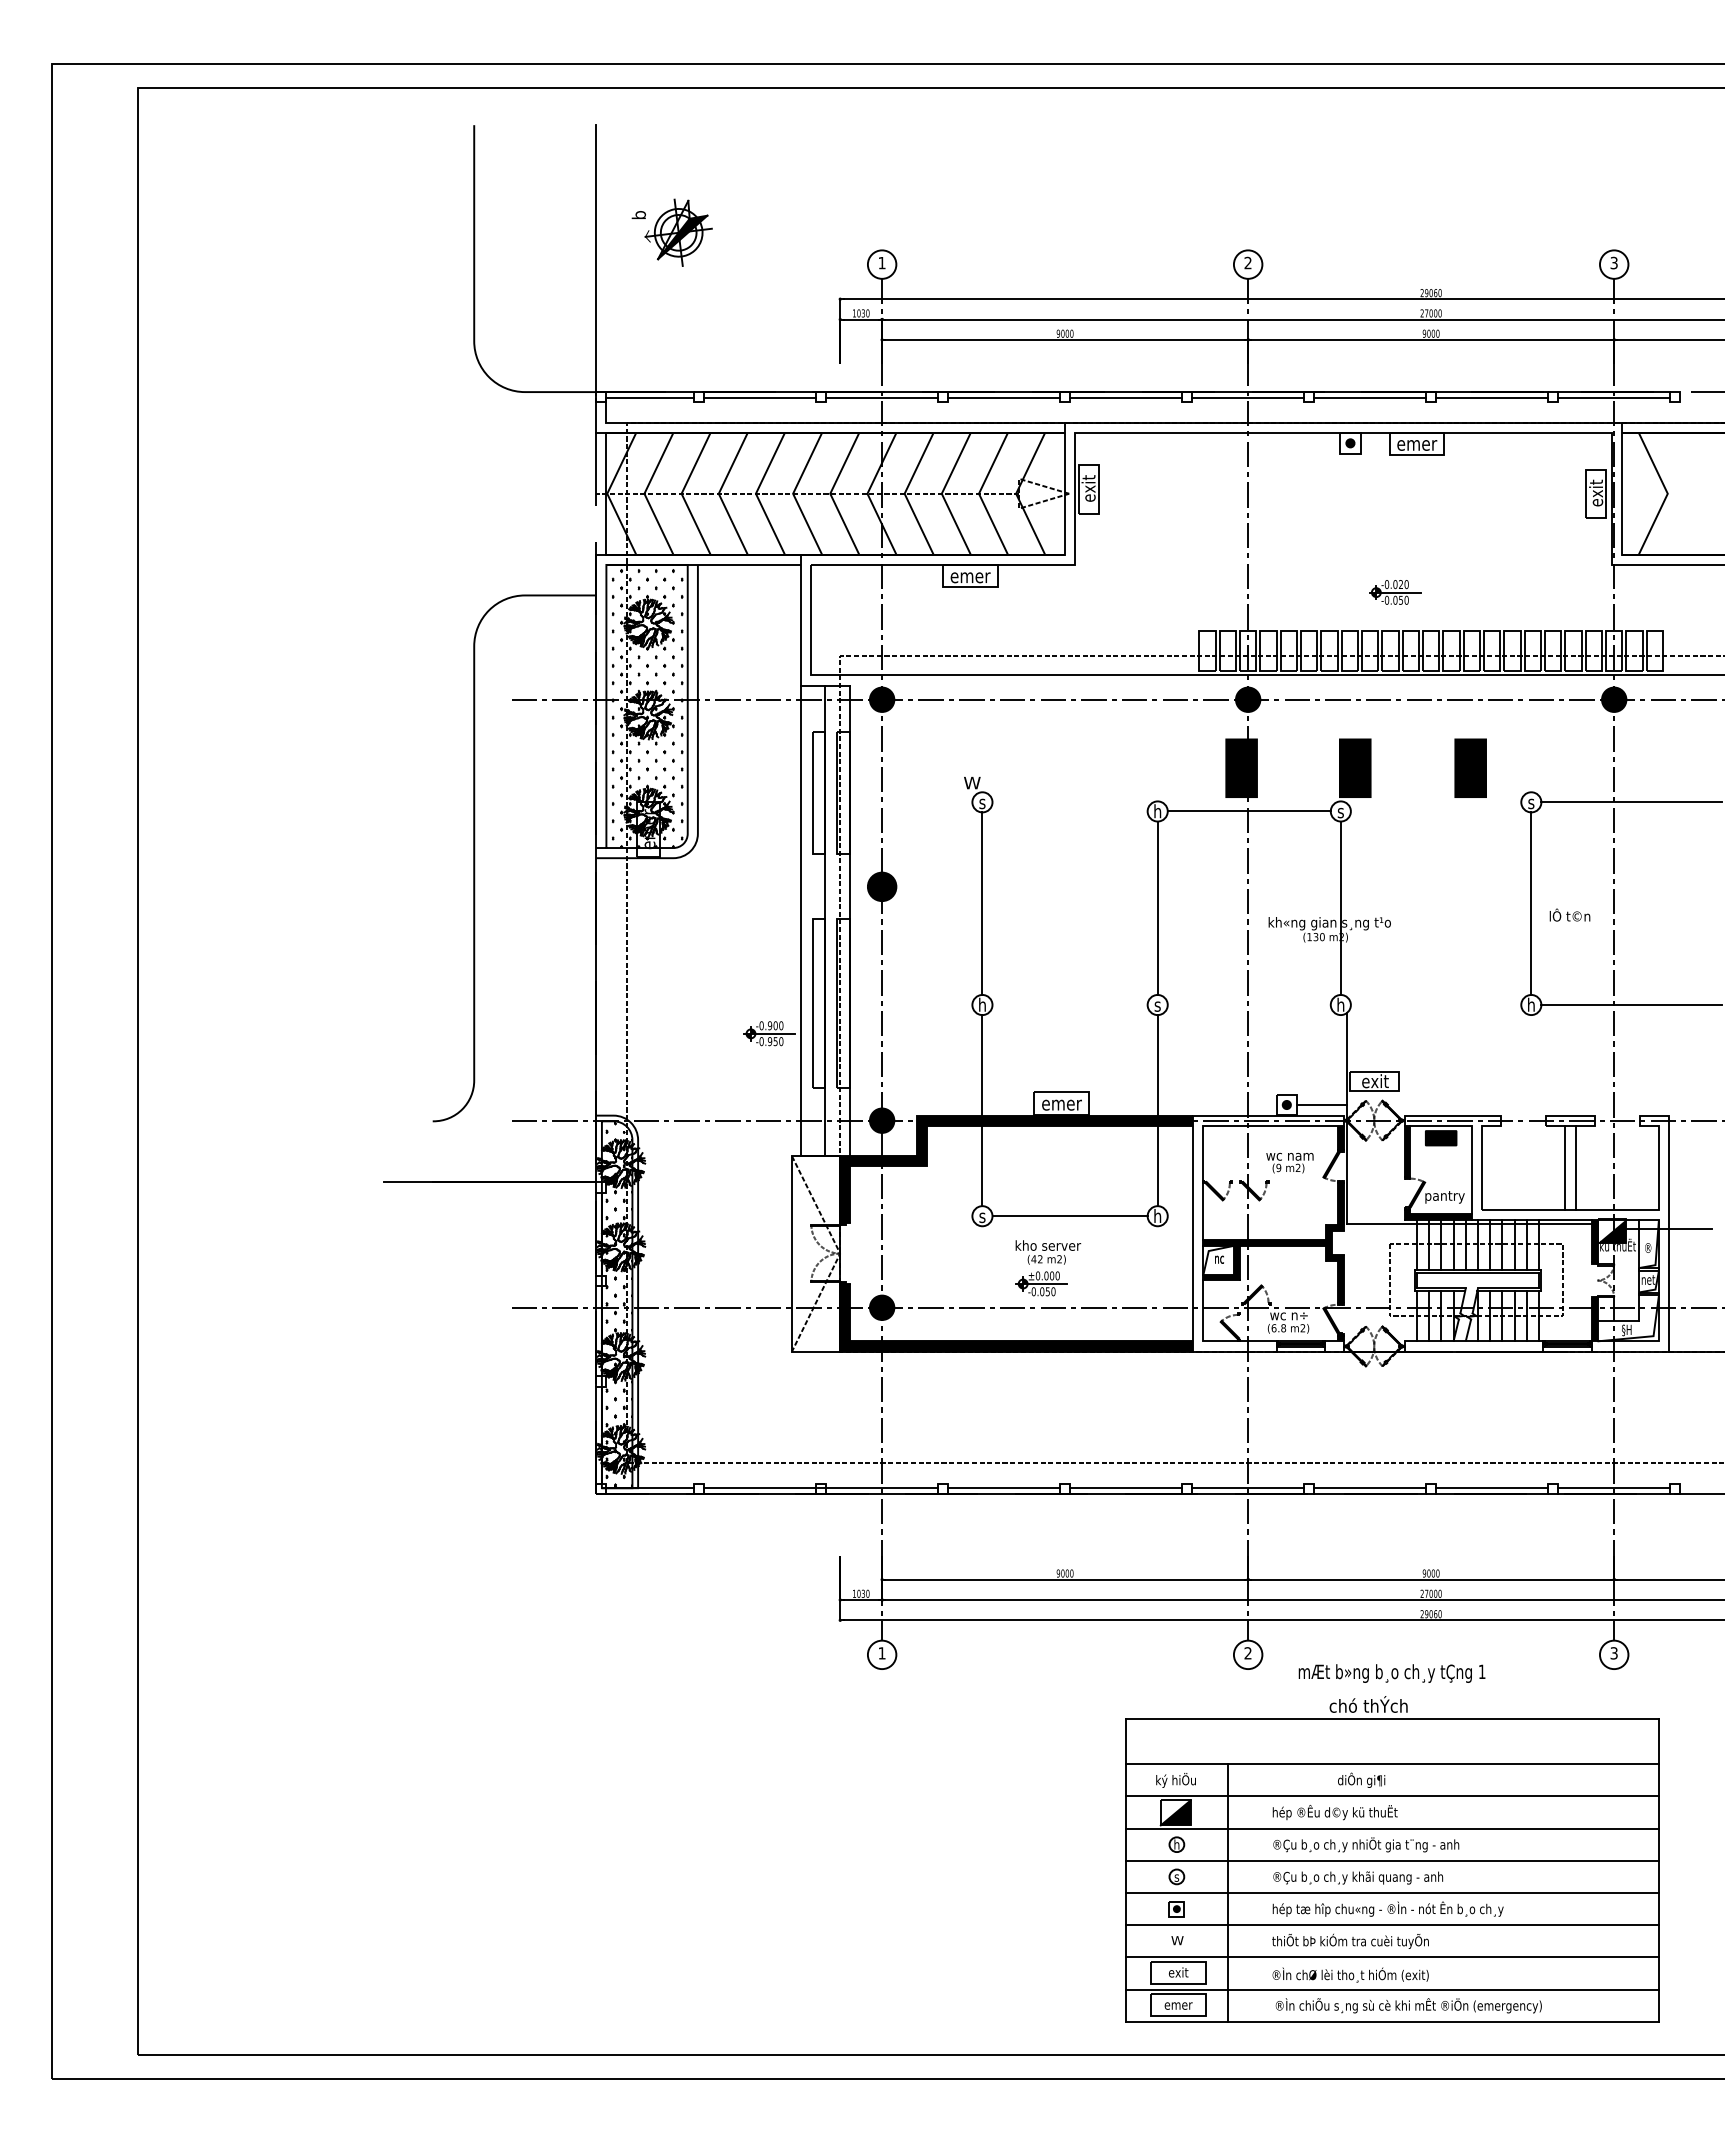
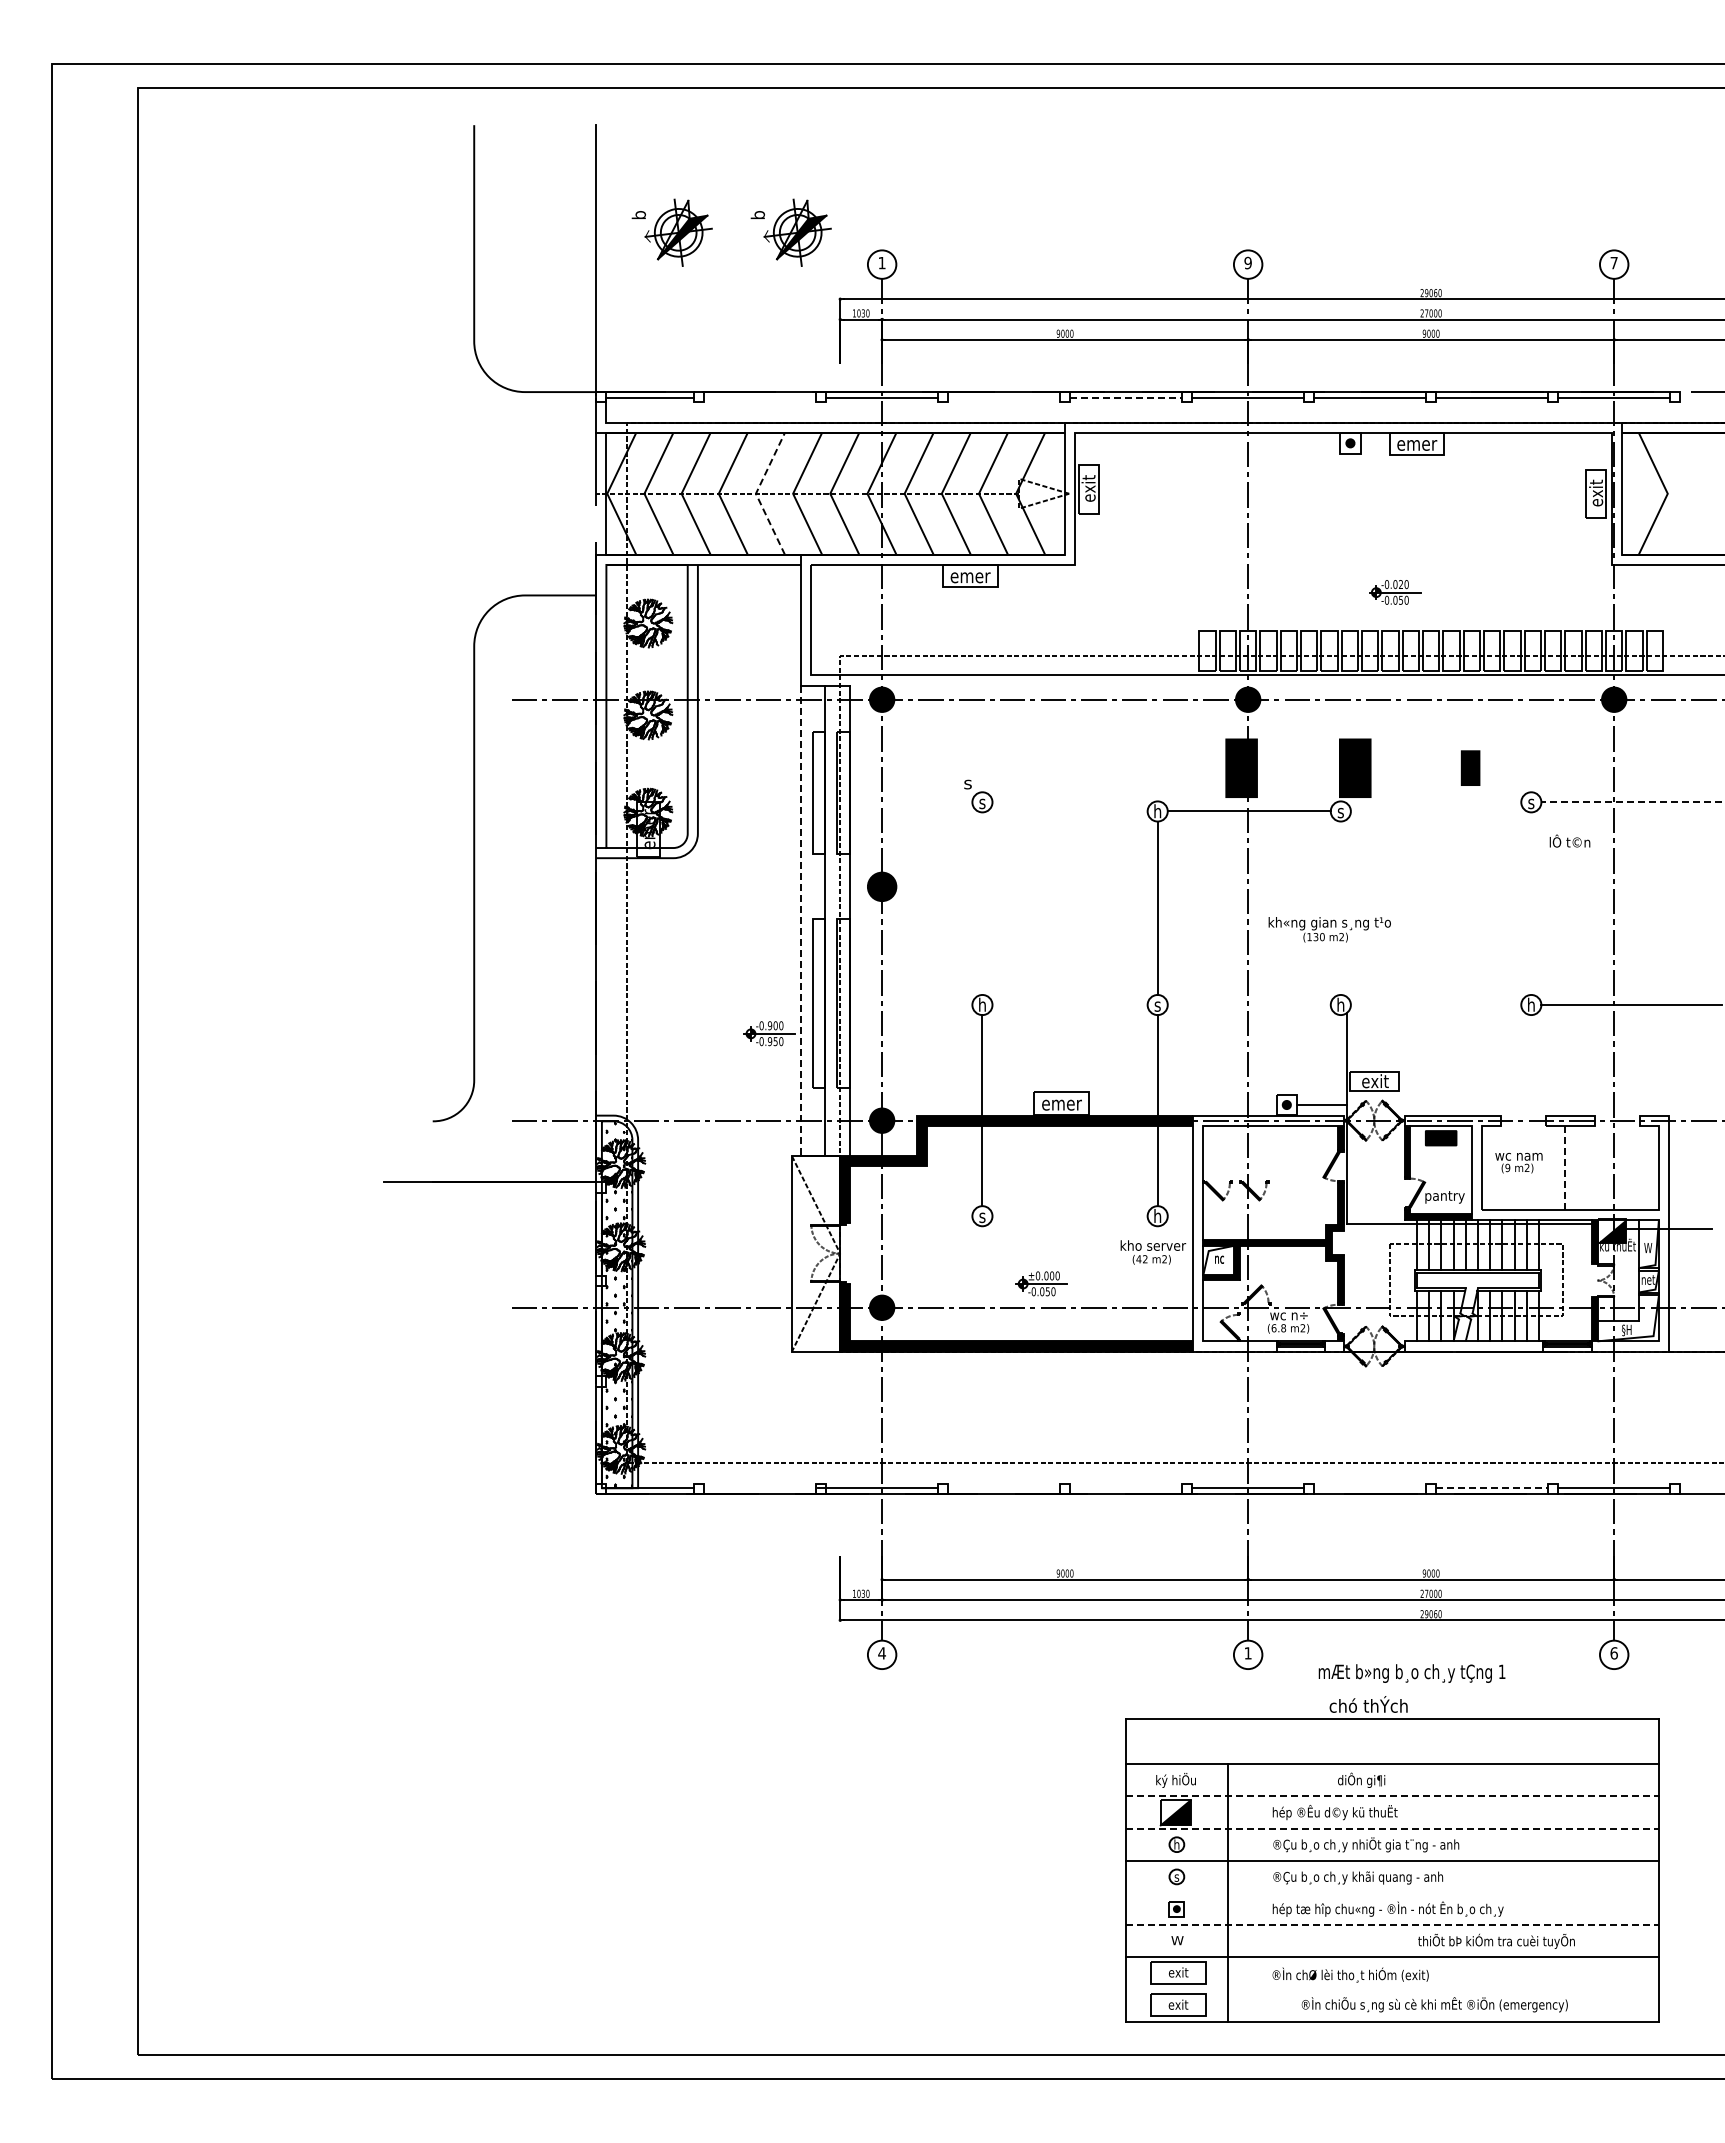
part: none -> present (790, 232)
text: 3 -> 7 (1613, 262)
text: 2 -> 9 (1247, 263)
line: present -> none (760, 397)
line: present -> none (1004, 397)
line: solid -> dashed (1126, 397)
line: solid -> dashed (755, 493)
hatch: present -> none (647, 708)
part size: 33x60 px -> 21x36 px (1470, 767)
text: W -> s (972, 782)
line: solid -> dashed (1630, 802)
line: present -> none (982, 903)
line: present -> none (1531, 903)
line: present -> none (1340, 907)
text position: (1569, 914) -> (1569, 840) (1569, 840)
line: solid -> dashed (800, 921)
text position: (1289, 1162) -> (1518, 1162) (1518, 1162)
line: solid -> dashed (1565, 1167)
line: present -> none (1575, 1167)
line: present -> none (1069, 1216)
text: ® -> W (1648, 1248)
text position: (1048, 1252) -> (1153, 1252) (1153, 1252)
line: present -> none (760, 1488)
line: present -> none (1004, 1488)
line: present -> none (1126, 1488)
line: present -> none (1370, 1488)
line: solid -> dashed (1492, 1488)
text: 1 -> 4 (881, 1653)
text: 2 -> 1 (1247, 1653)
text: 3 -> 6 (1613, 1653)
text position: (1391, 1673) -> (1411, 1673) (1411, 1673)
line: solid -> dashed (1392, 1796)
line: solid -> dashed (1392, 1828)
line: present -> none (1392, 1893)
line: solid -> dashed (1392, 1925)
text position: (1350, 1940) -> (1496, 1940) (1496, 1940)
line: present -> none (1392, 1989)
text: emer -> exit (1178, 2004)
text position: (1408, 2005) -> (1434, 2004) (1434, 2004)
